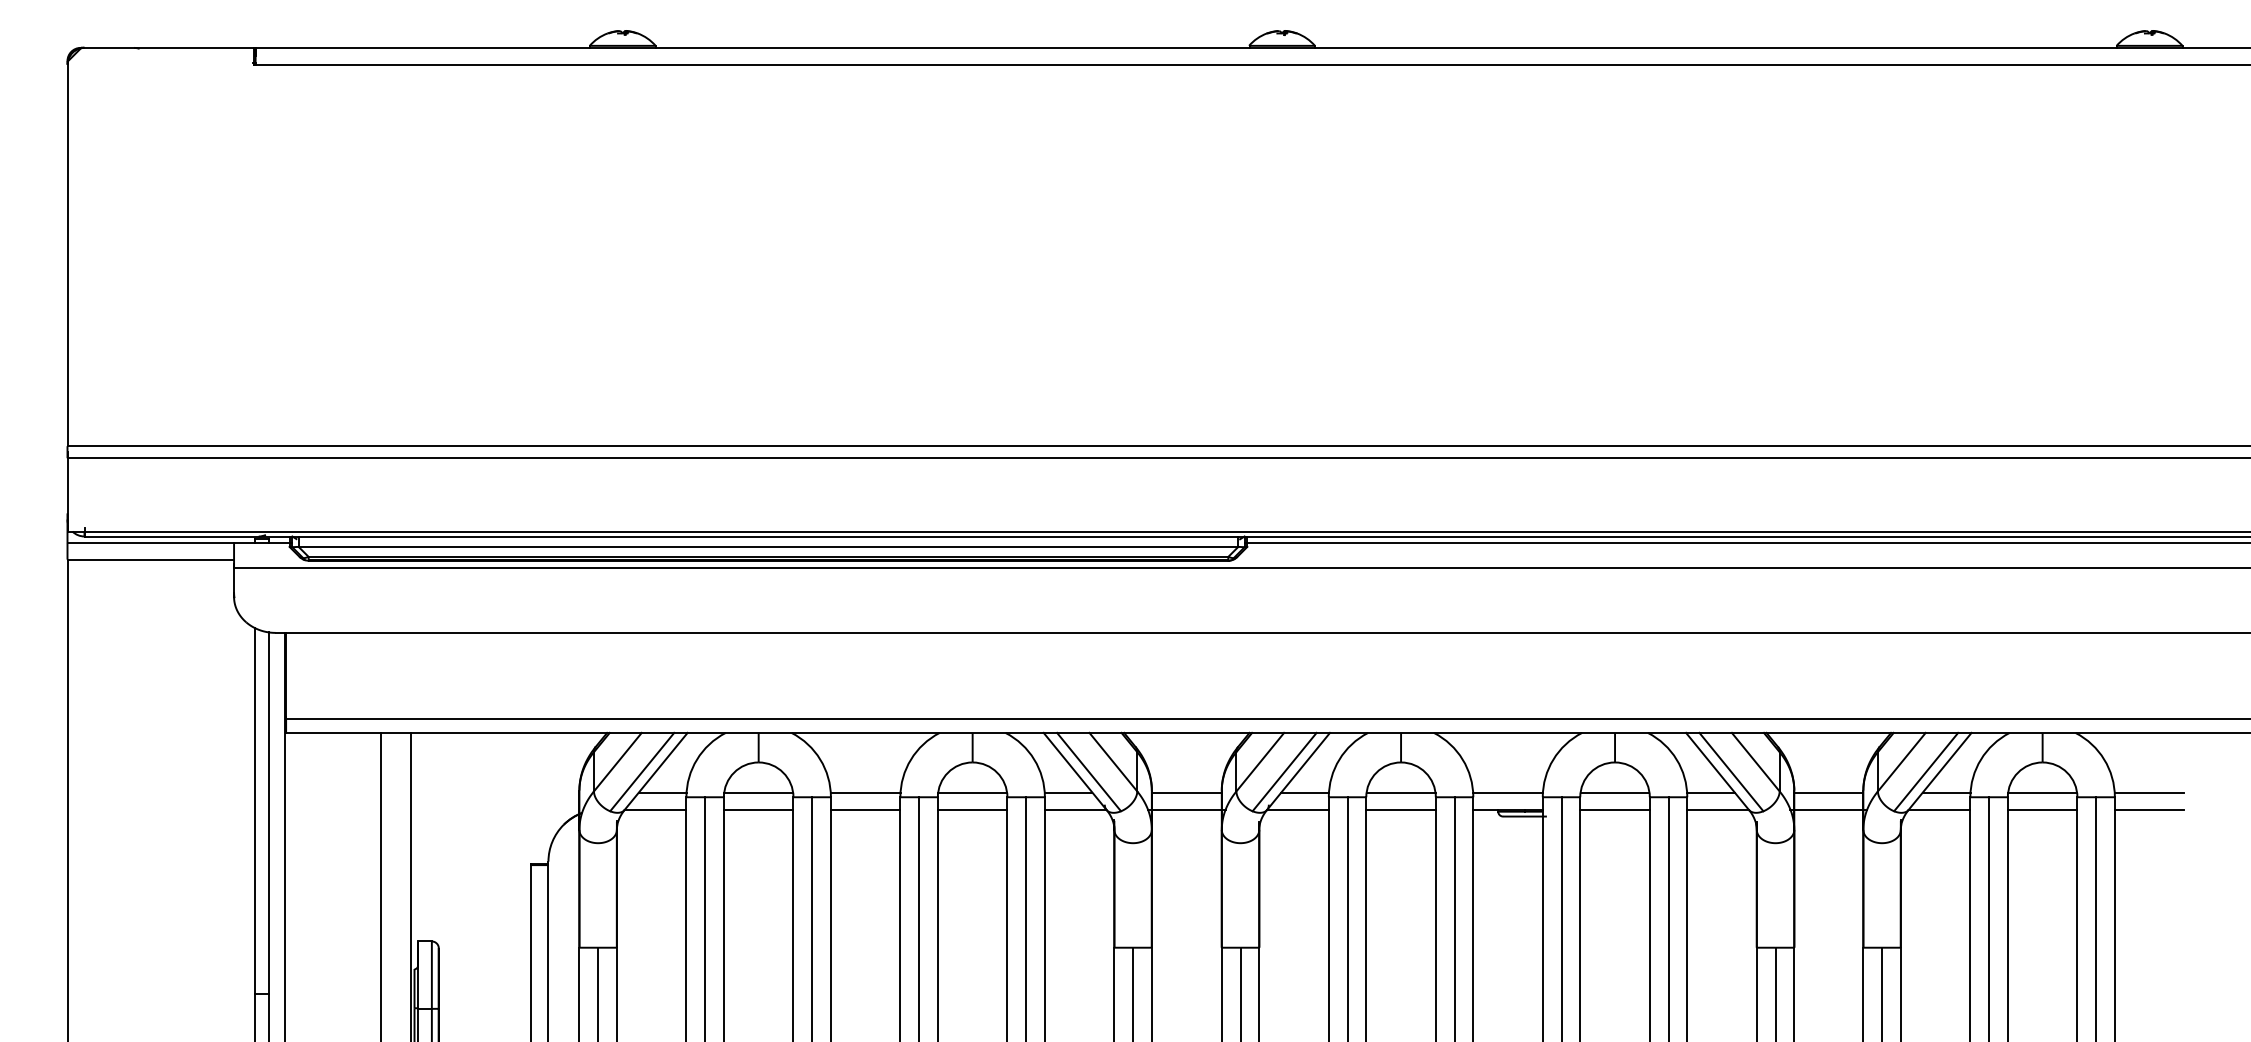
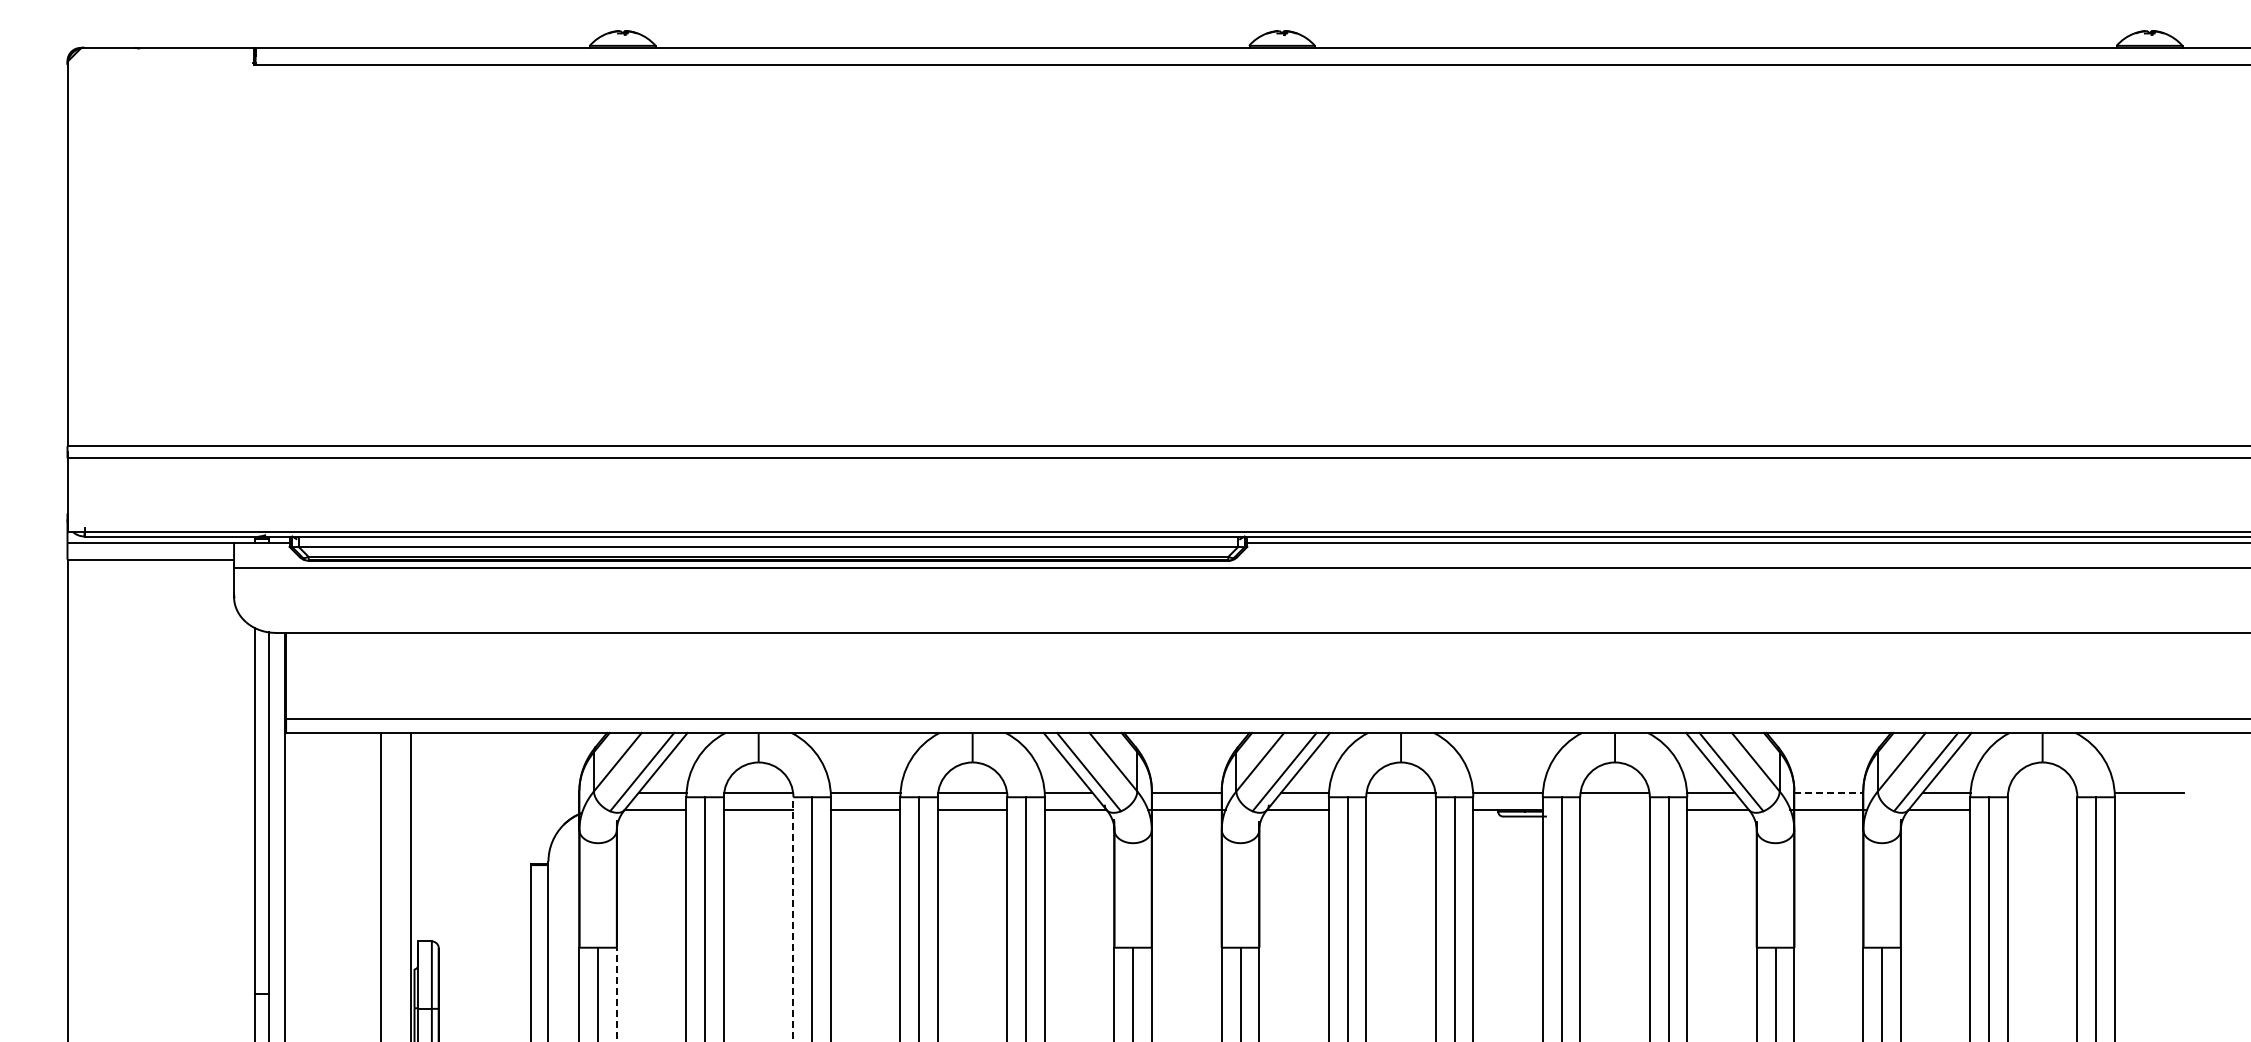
line: solid -> dashed (1828, 792)
line: present -> none (2042, 792)
line: present -> none (1400, 809)
line: present -> none (1614, 809)
line: present -> none (2042, 809)
line: present -> none (2149, 809)
line: solid -> dashed (793, 919)
line: solid -> dashed (616, 994)
